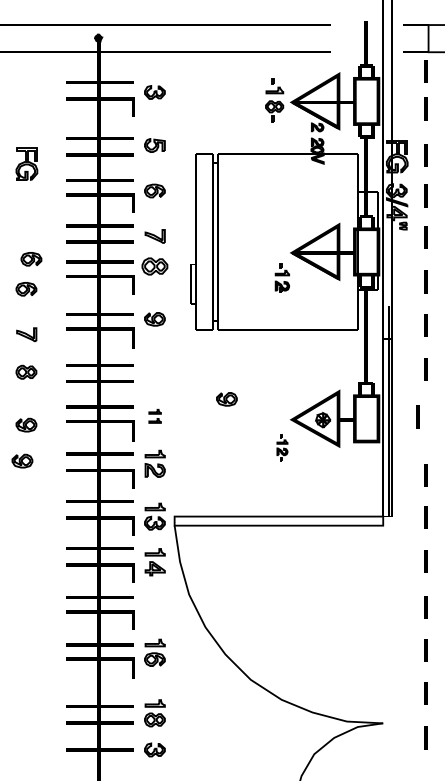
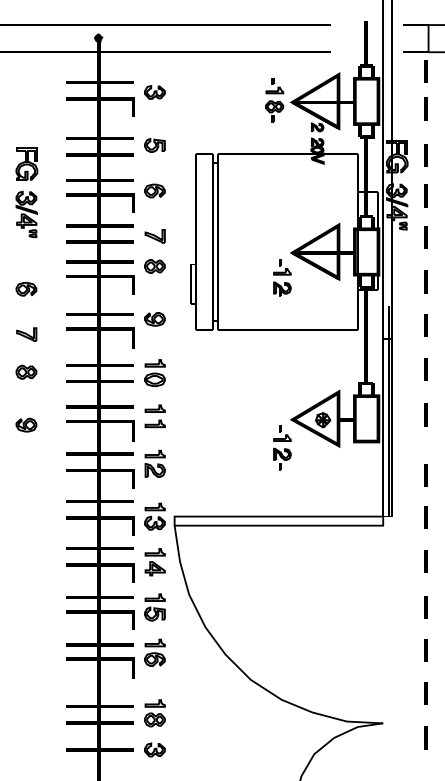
part: none -> present (26, 213)
part: present -> none (31, 259)
part size: 28x19 px -> 22x15 px (154, 266)
part size: 16x30 px -> 19x38 px (282, 277)
part: none -> present (154, 372)
part: present -> none (226, 399)
part size: 14x15 px -> 22x25 px (154, 416)
line position: (417, 416) -> (425, 414) (425, 414)
part size: 13x28 px -> 19x46 px (282, 447)
part: present -> none (22, 460)
part: none -> present (154, 607)
